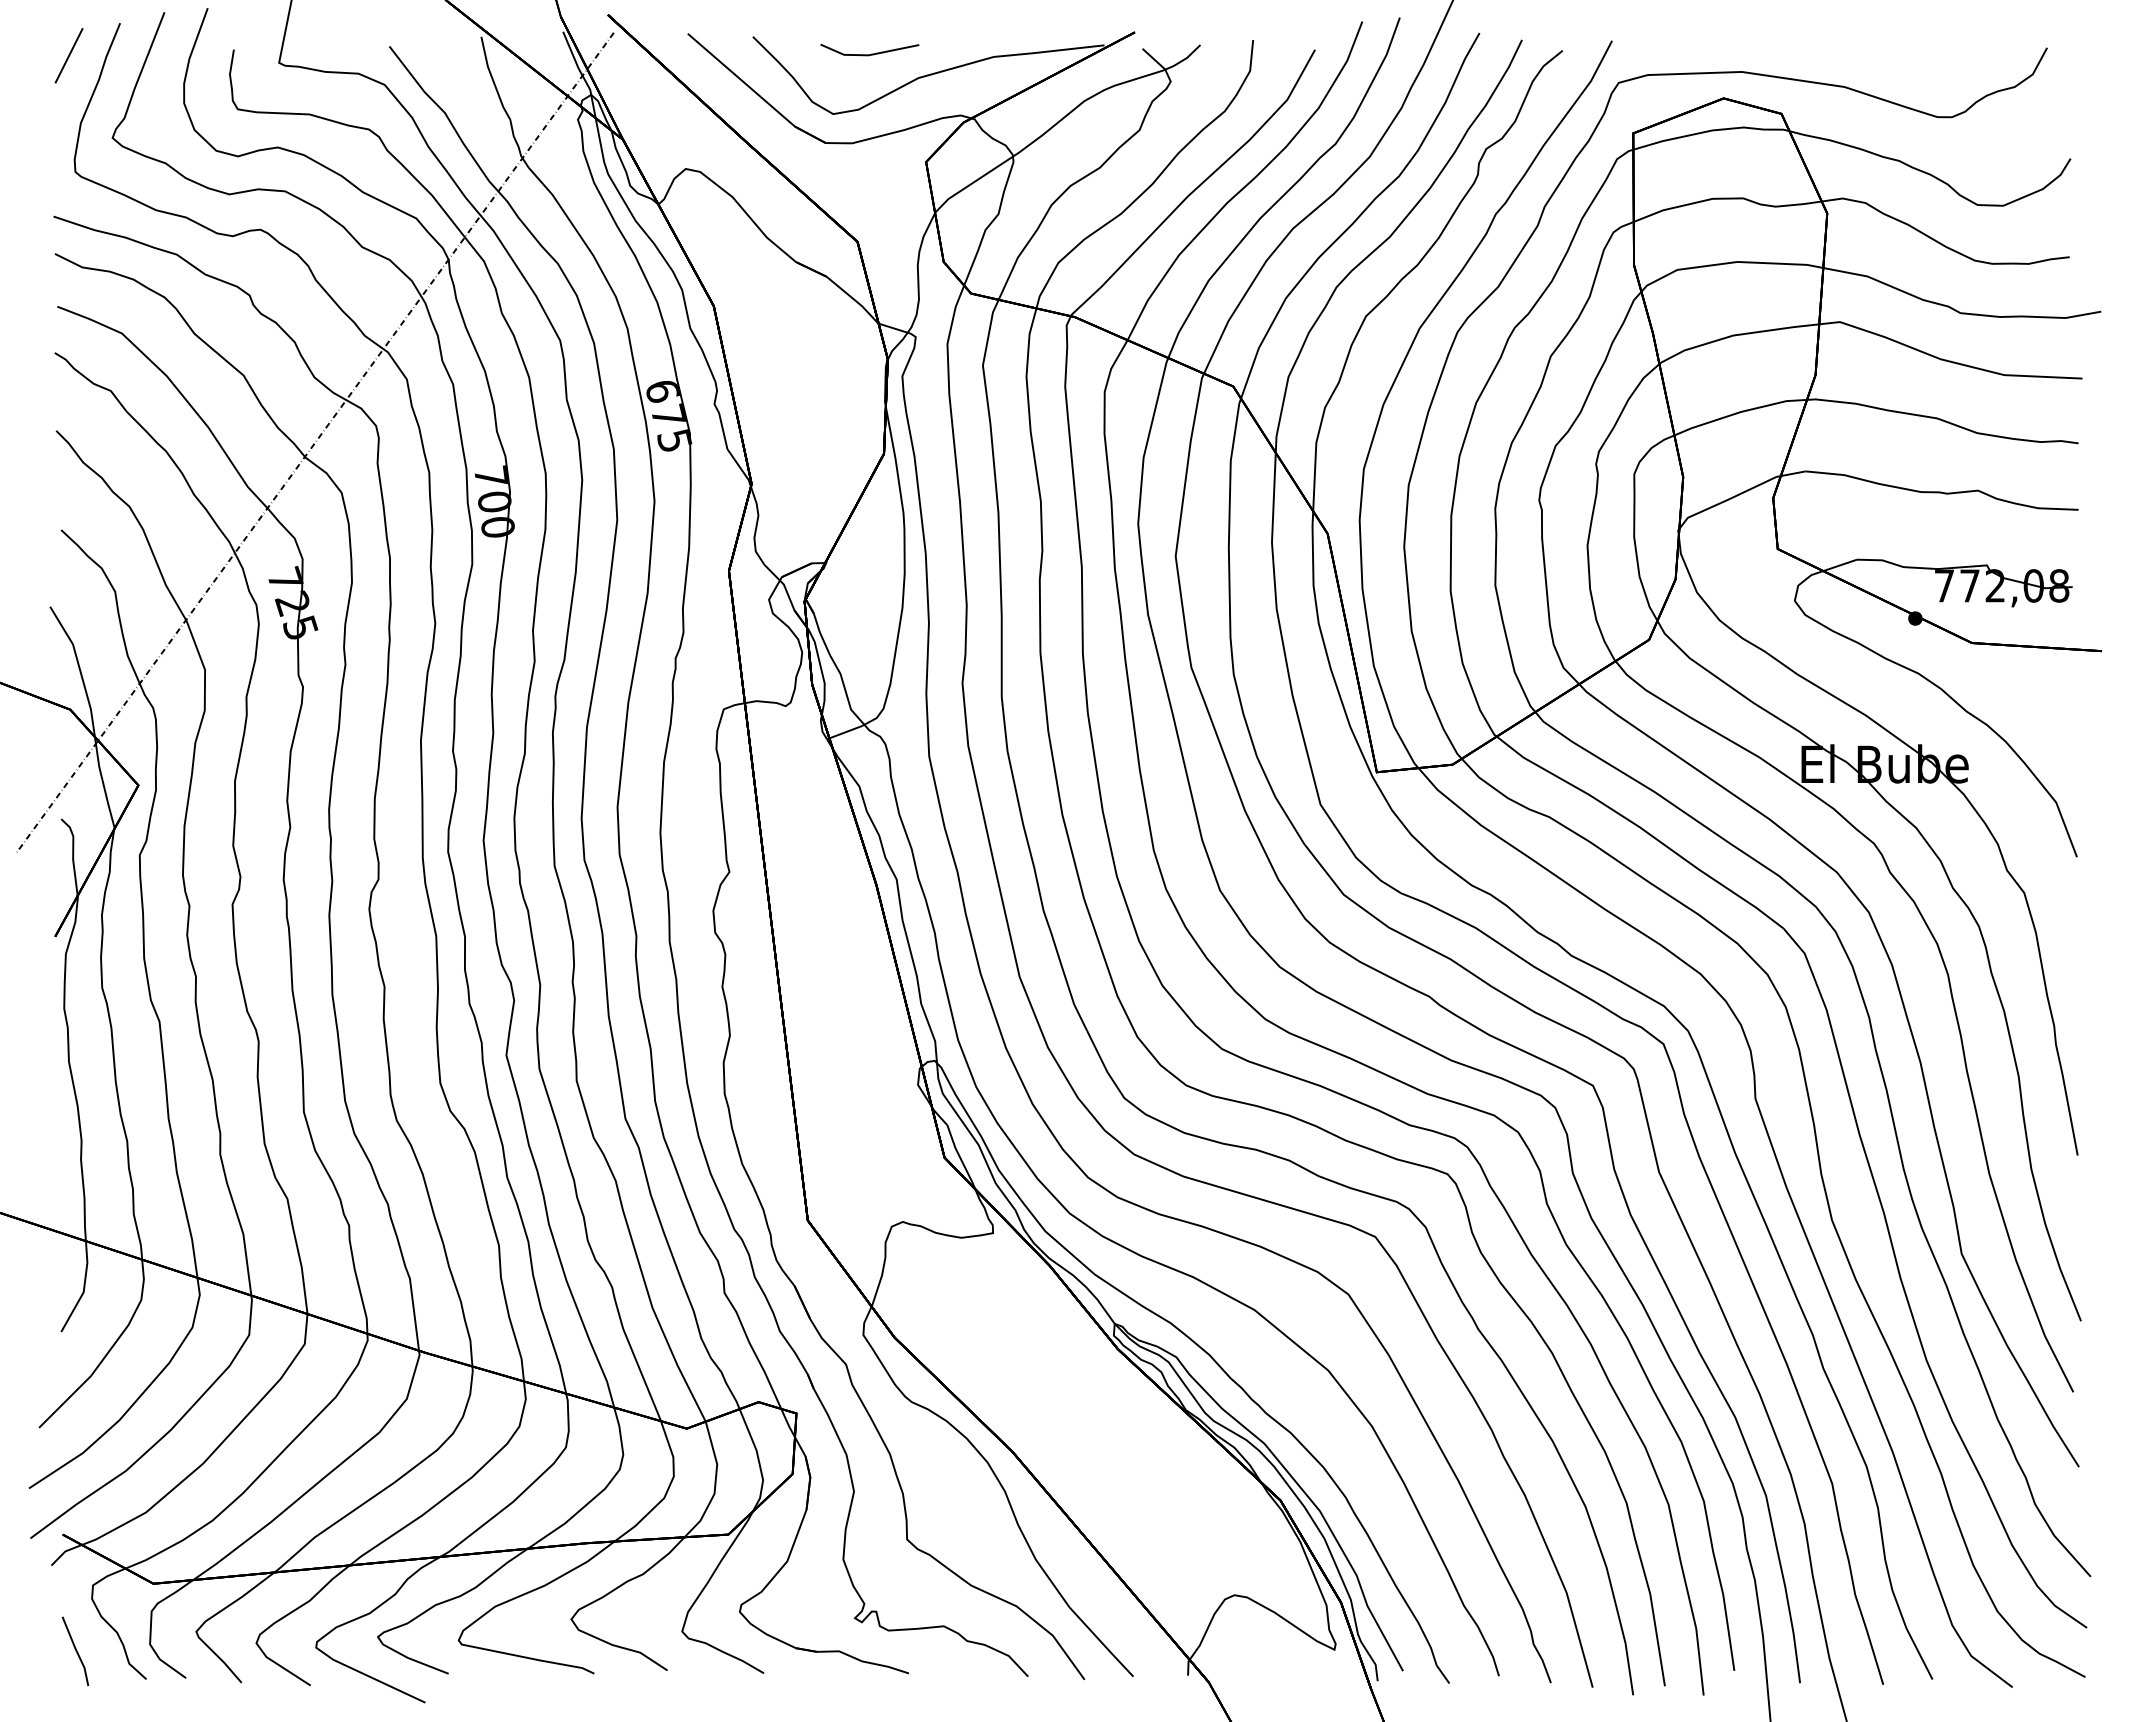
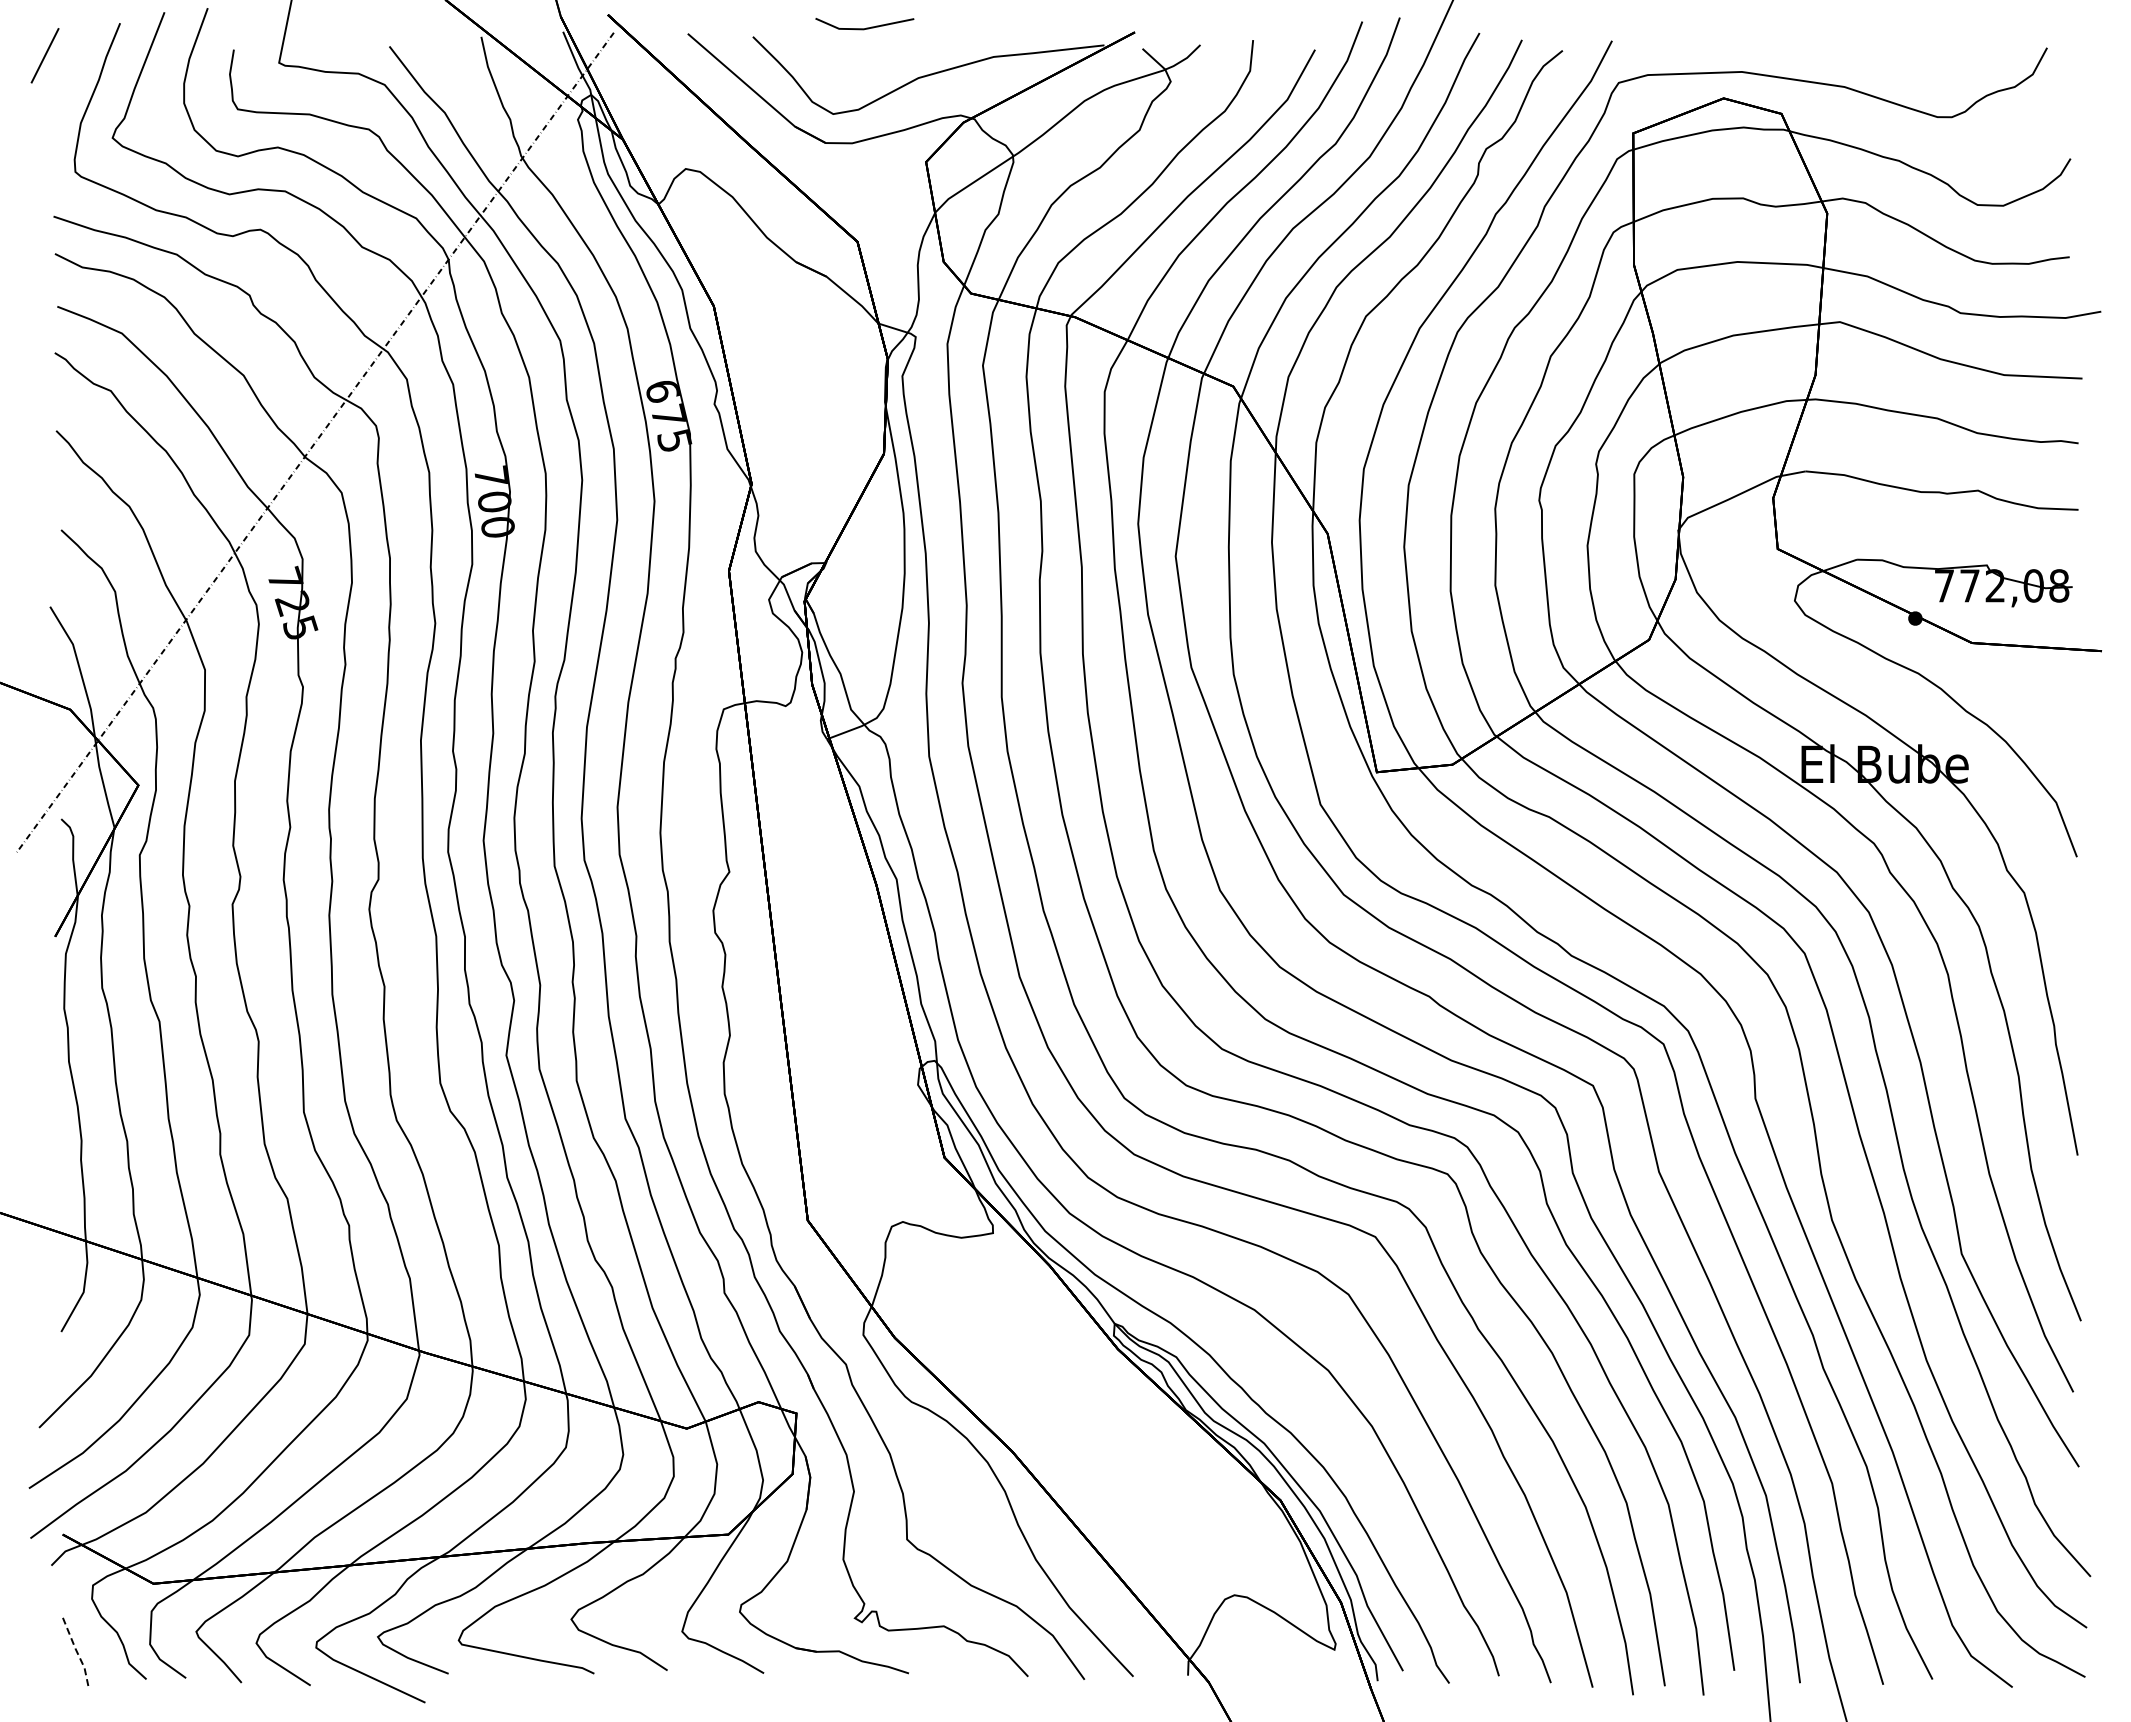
line position: (871, 53) -> (866, 27) (866, 27)
line position: (68, 55) -> (44, 55) (44, 55)
line: solid -> dashed (76, 1651)
